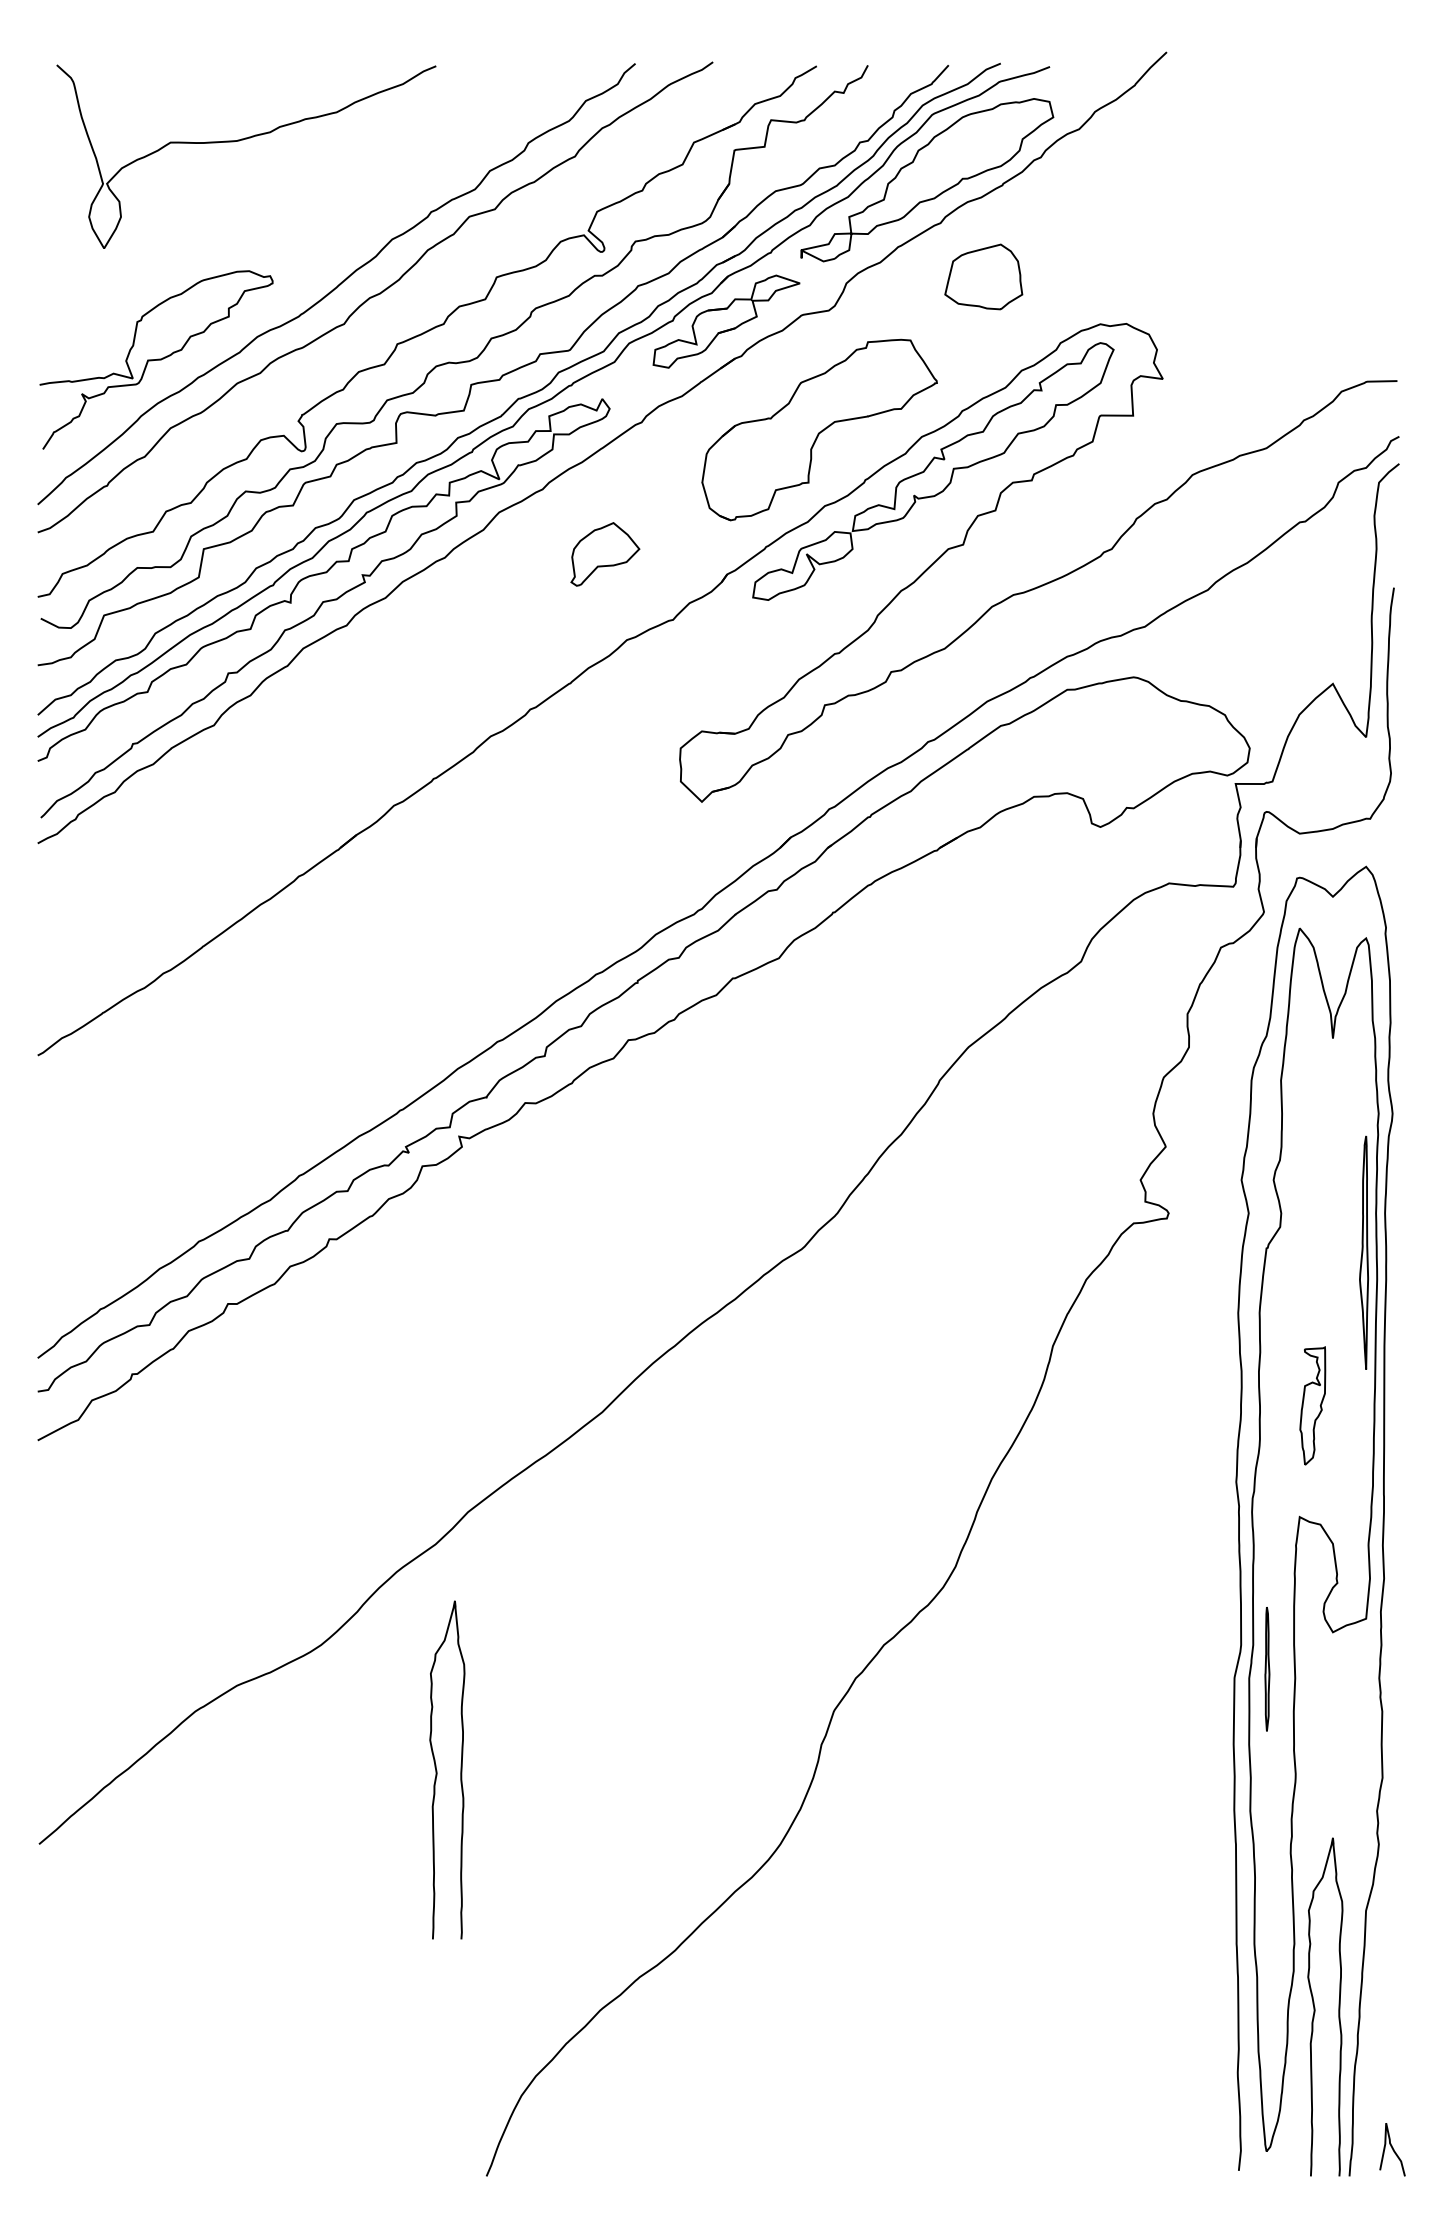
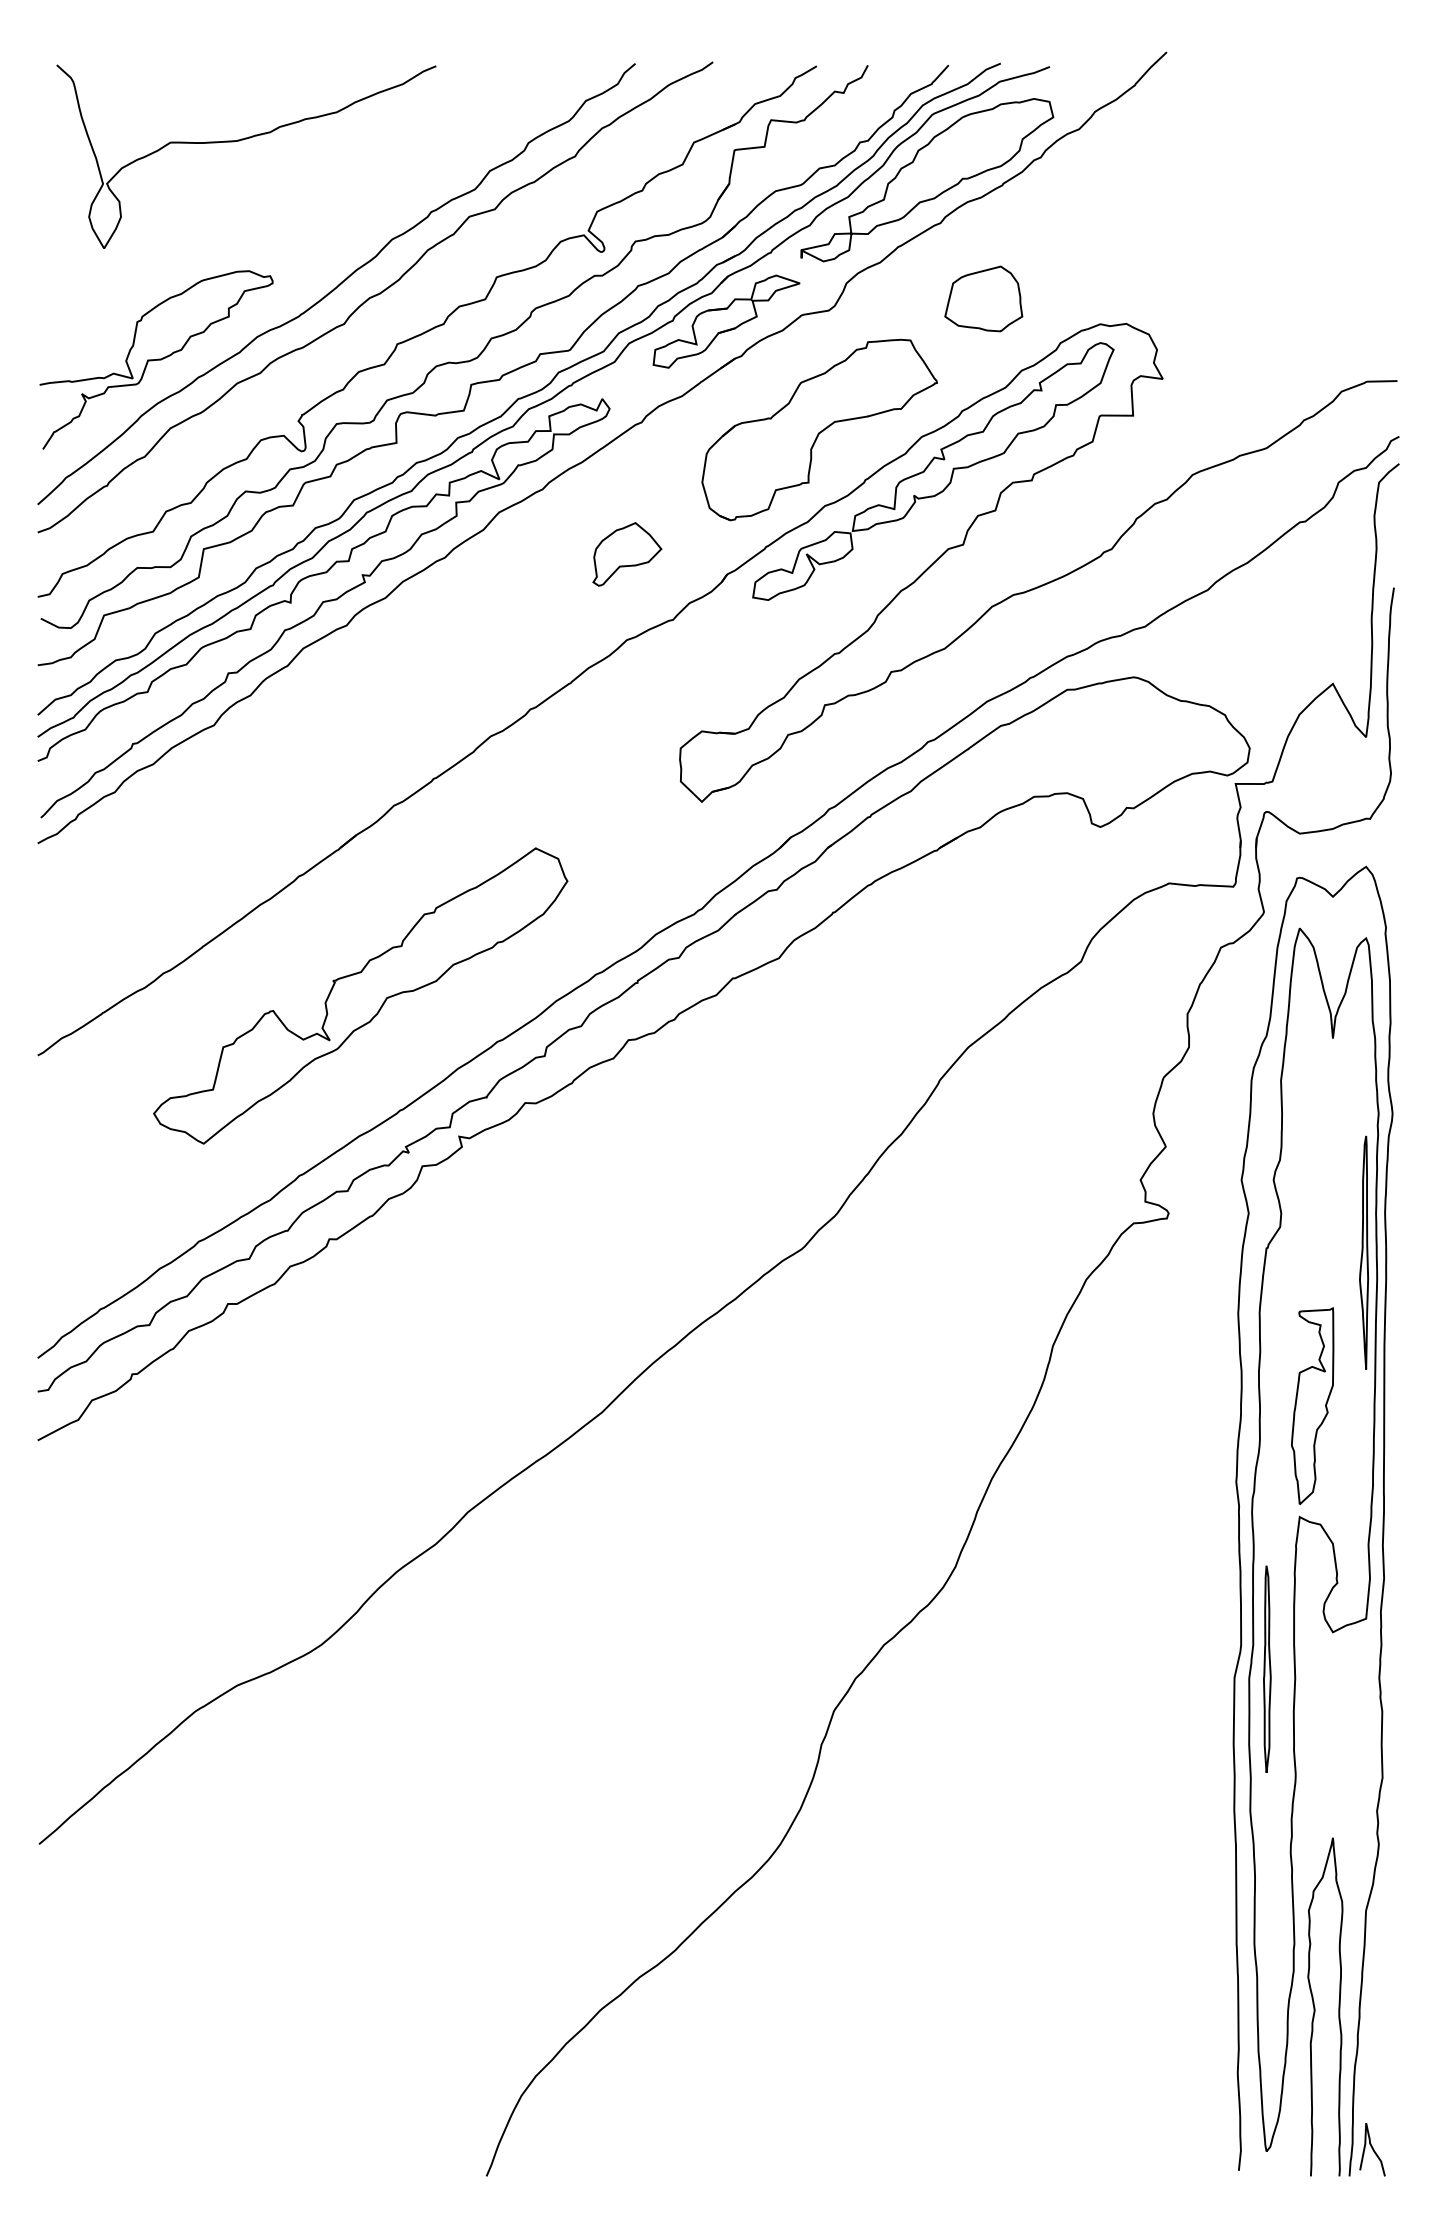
part position: (983, 276) -> (983, 298) (983, 298)
part position: (605, 554) -> (627, 554) (627, 554)
part: none -> present (360, 995)
part size: 28x120 px -> 44x198 px (1312, 1405)
part size: 7x125 px -> 9x208 px (1267, 1668)
curve: present -> none (437, 1770)
curve position: (1392, 2149) -> (1372, 2149) (1372, 2149)
